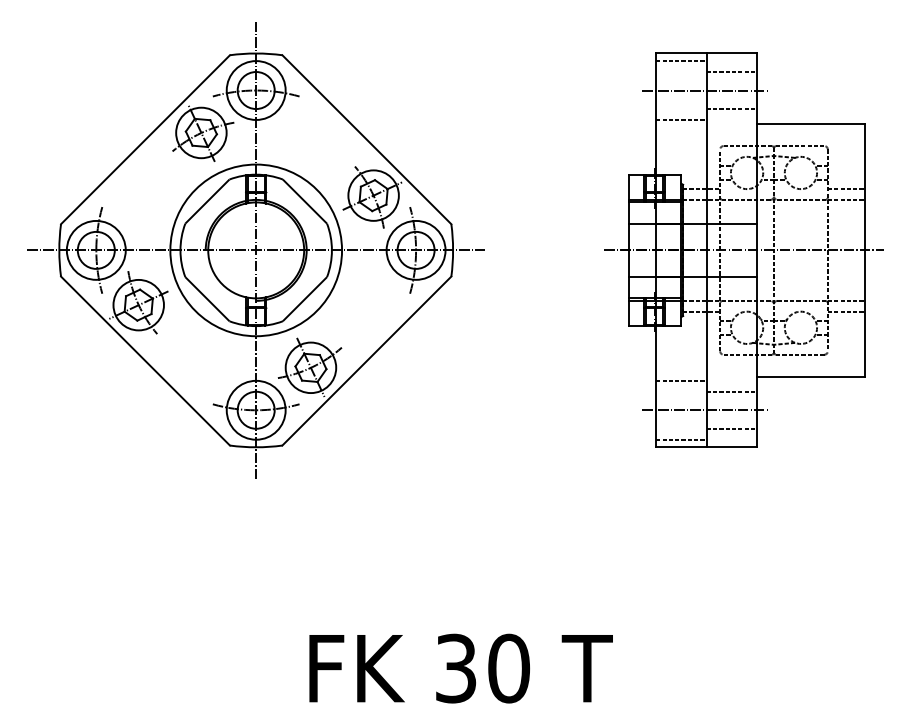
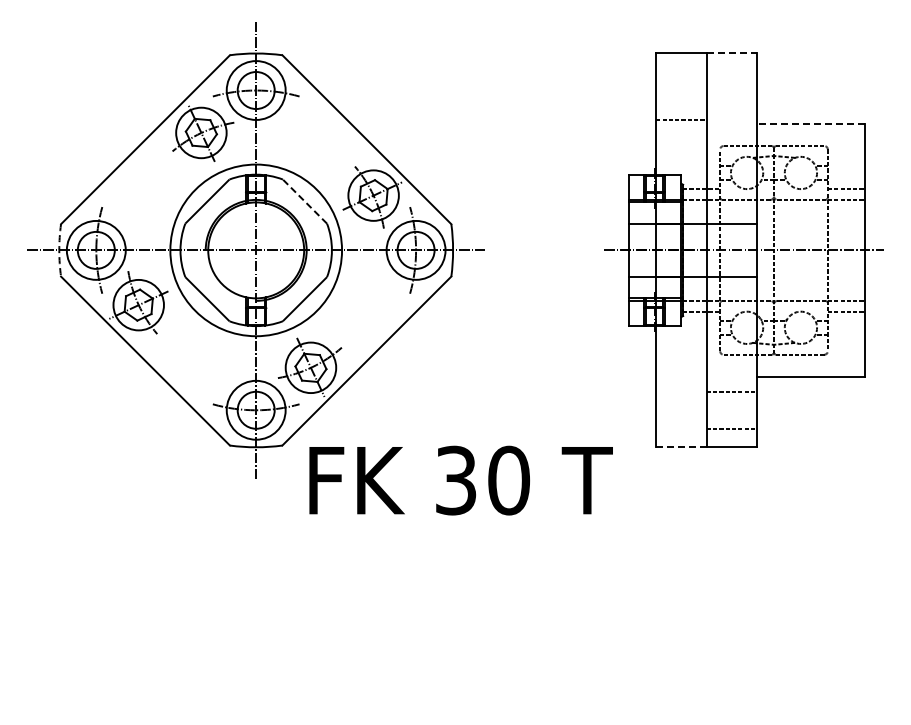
line: solid -> dashed (732, 53)
line: present -> none (681, 61)
line: present -> none (731, 72)
line: present -> none (705, 90)
line: present -> none (731, 109)
line: solid -> dashed (811, 124)
line: solid -> dashed (304, 201)
arc: solid -> dashed (59, 250)
line: present -> none (681, 380)
line: present -> none (705, 410)
line: present -> none (681, 439)
line: solid -> dashed (681, 447)
text position: (460, 668) -> (460, 480) (460, 480)
